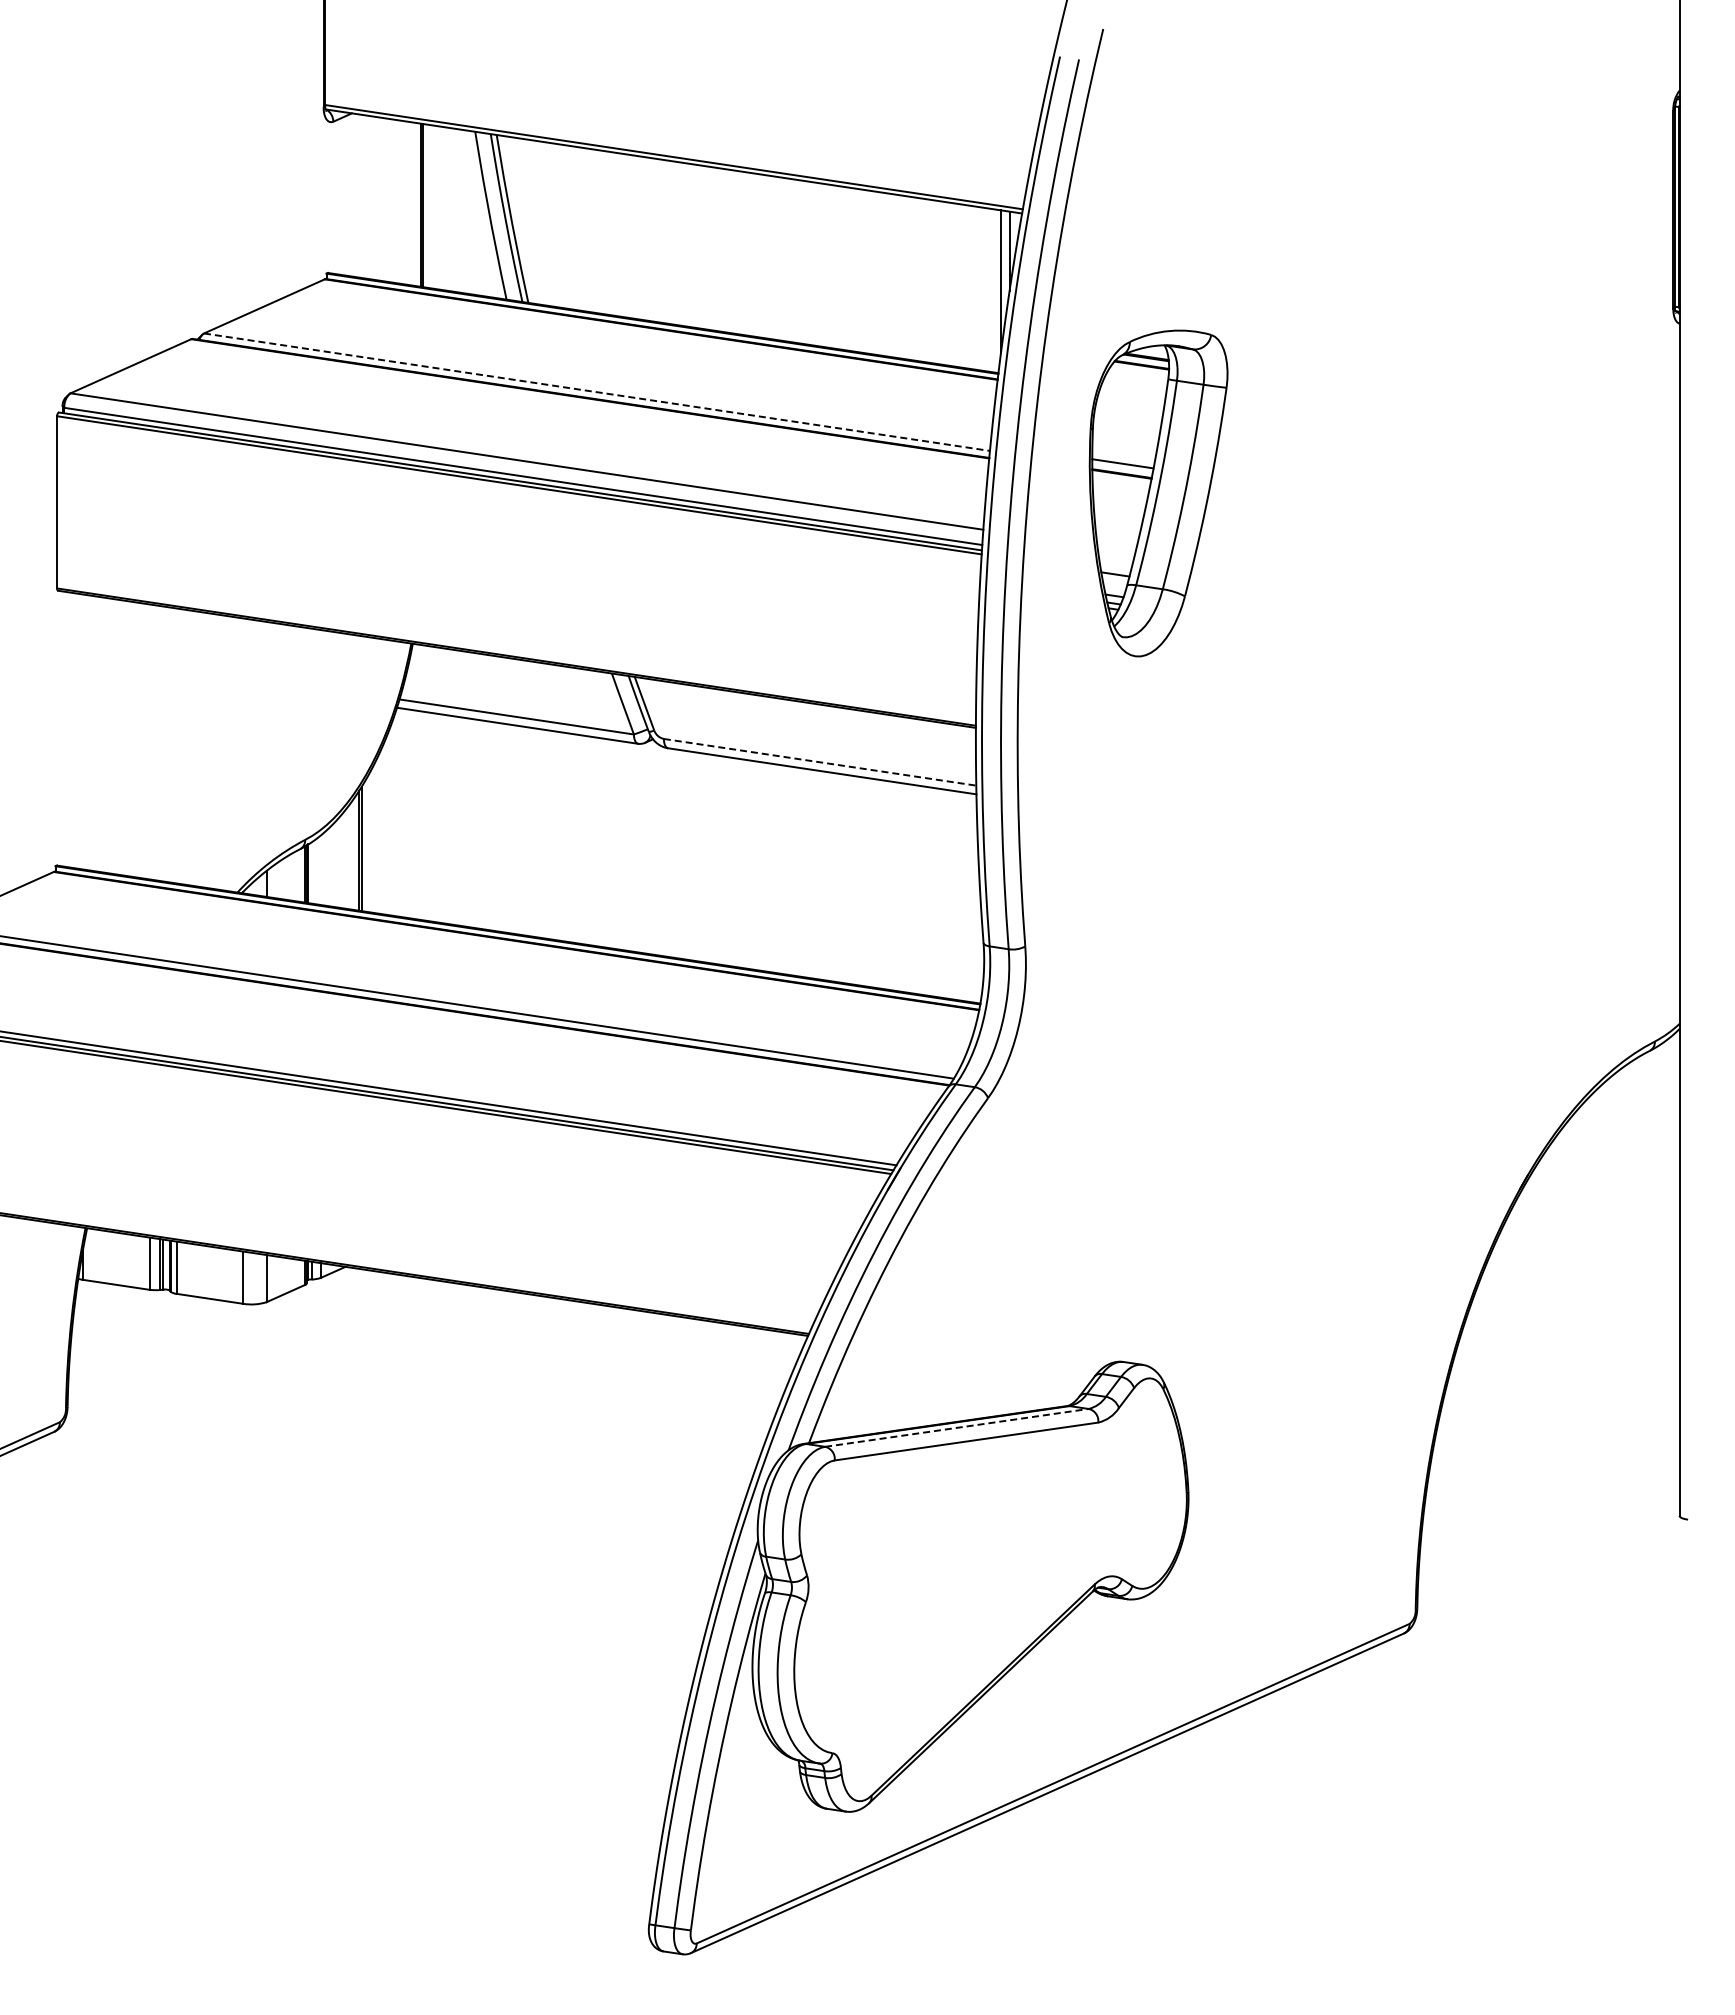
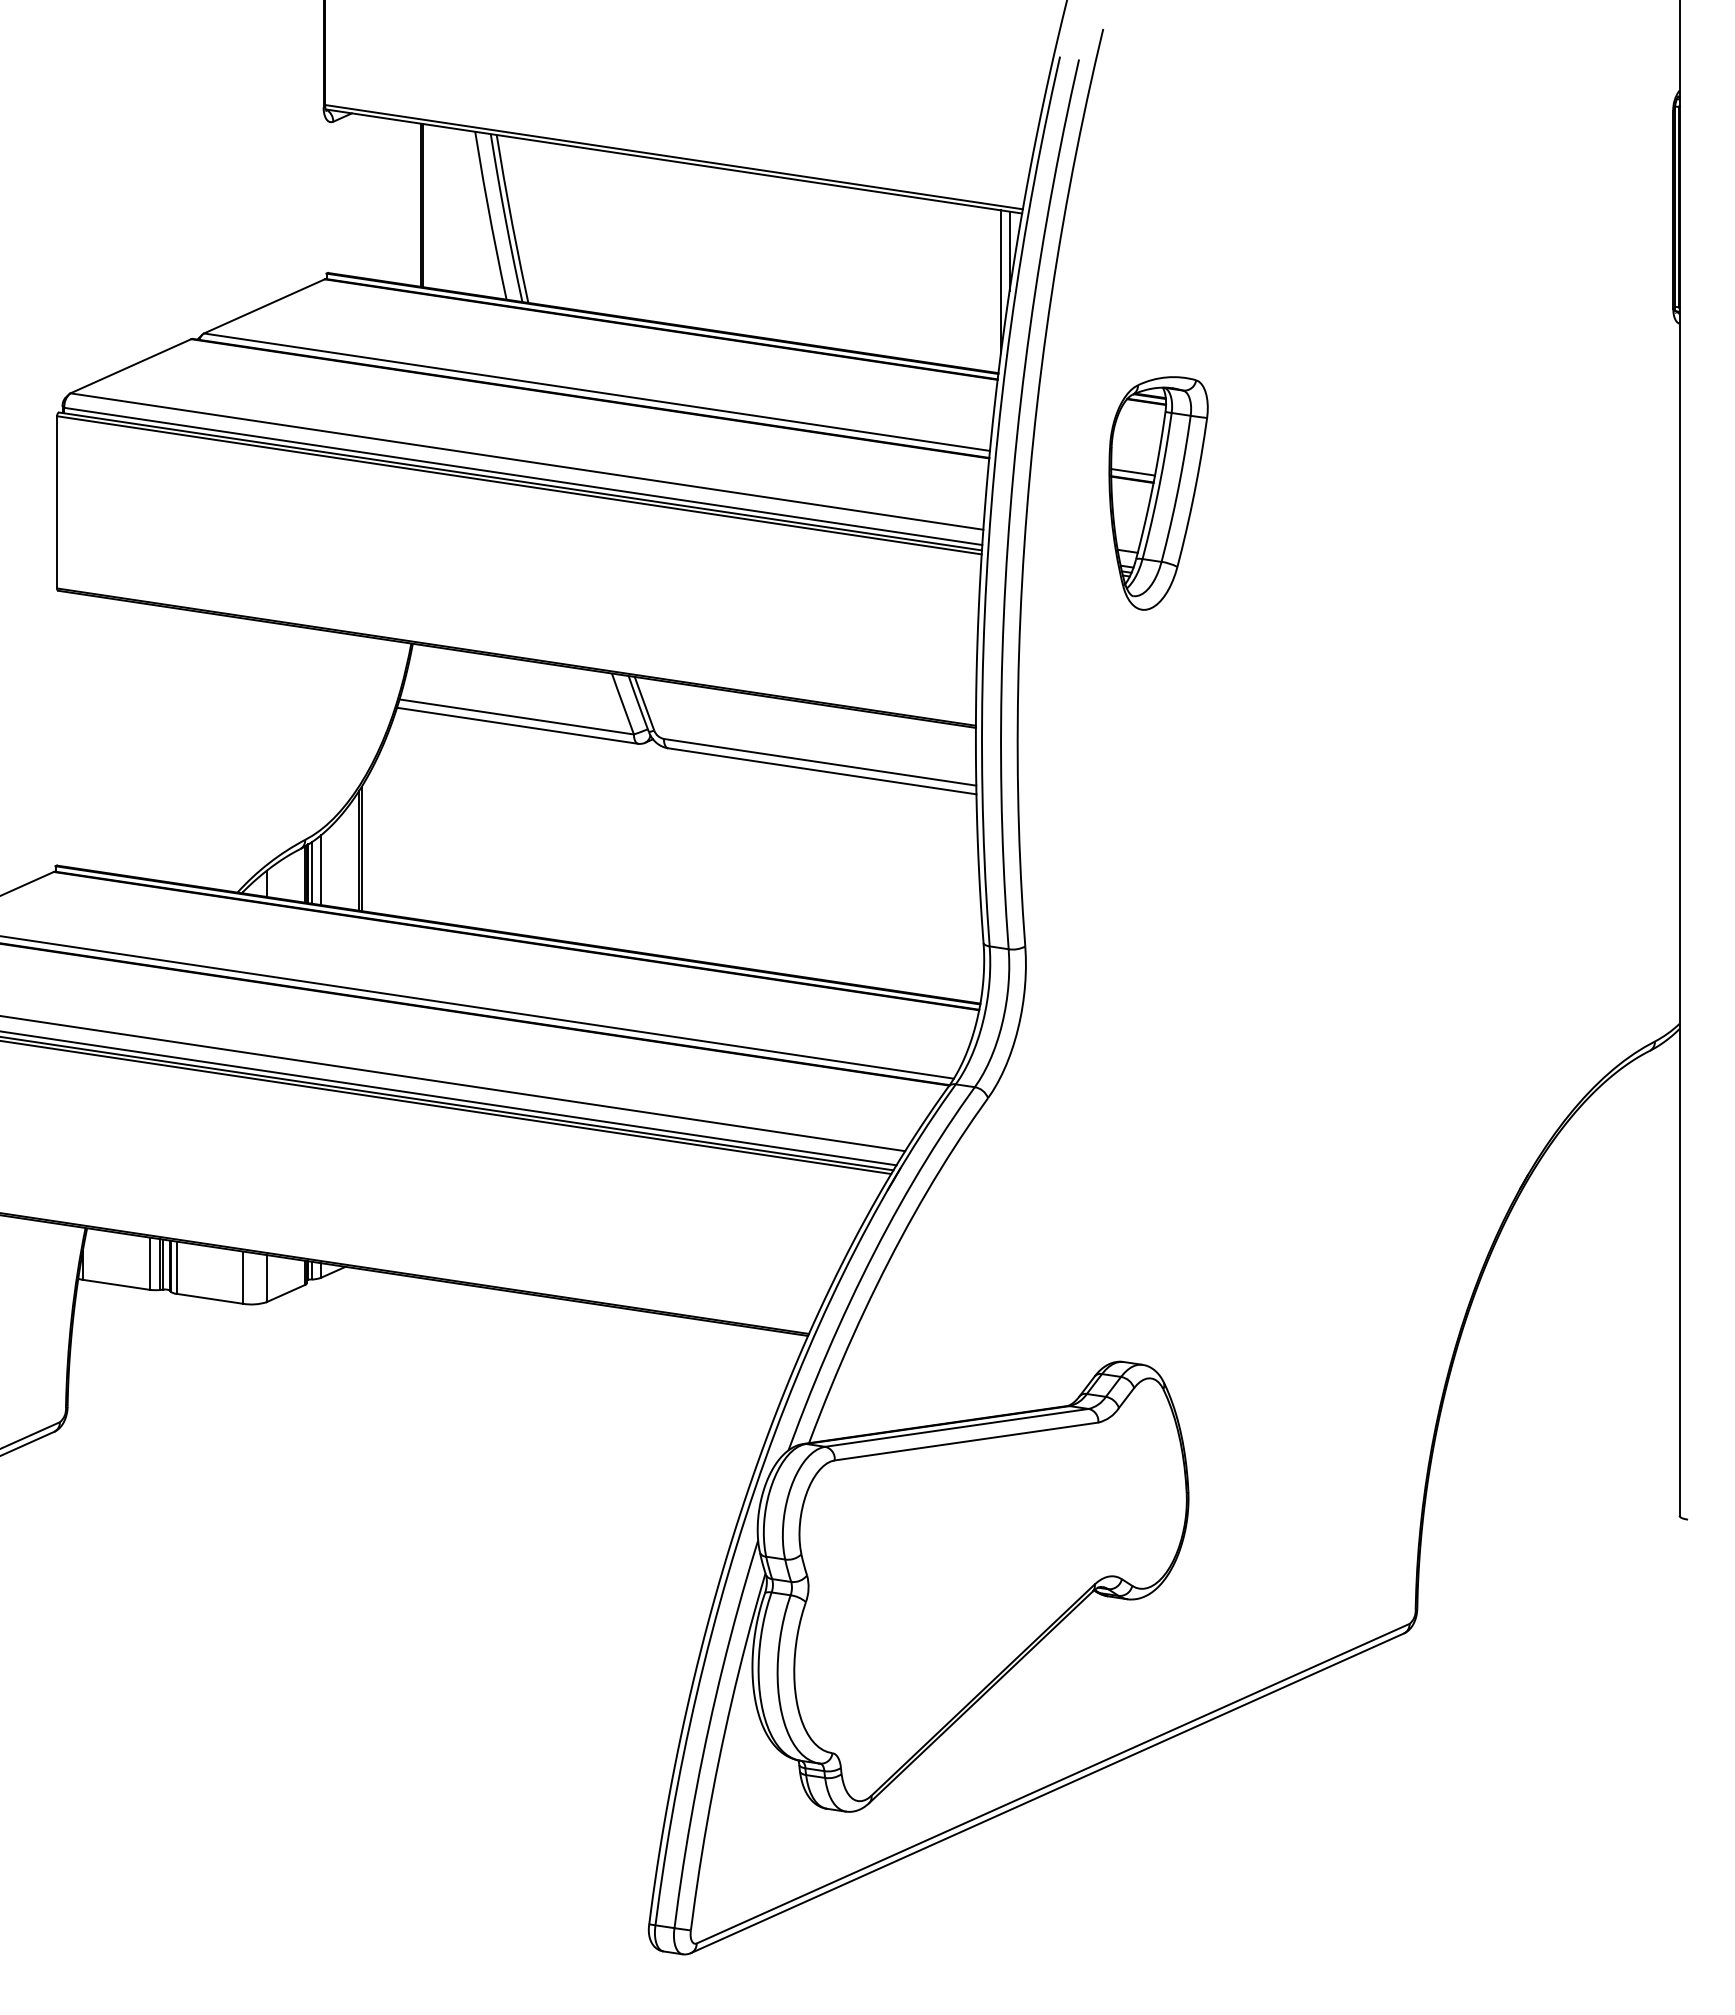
line: dashed -> solid (597, 392)
part size: 141x329 px -> 101x235 px (1158, 493)
line: dashed -> solid (820, 762)
line: none -> present (320, 870)
line: none -> present (312, 872)
line: none -> present (453, 1083)
line: dashed -> solid (957, 1427)
